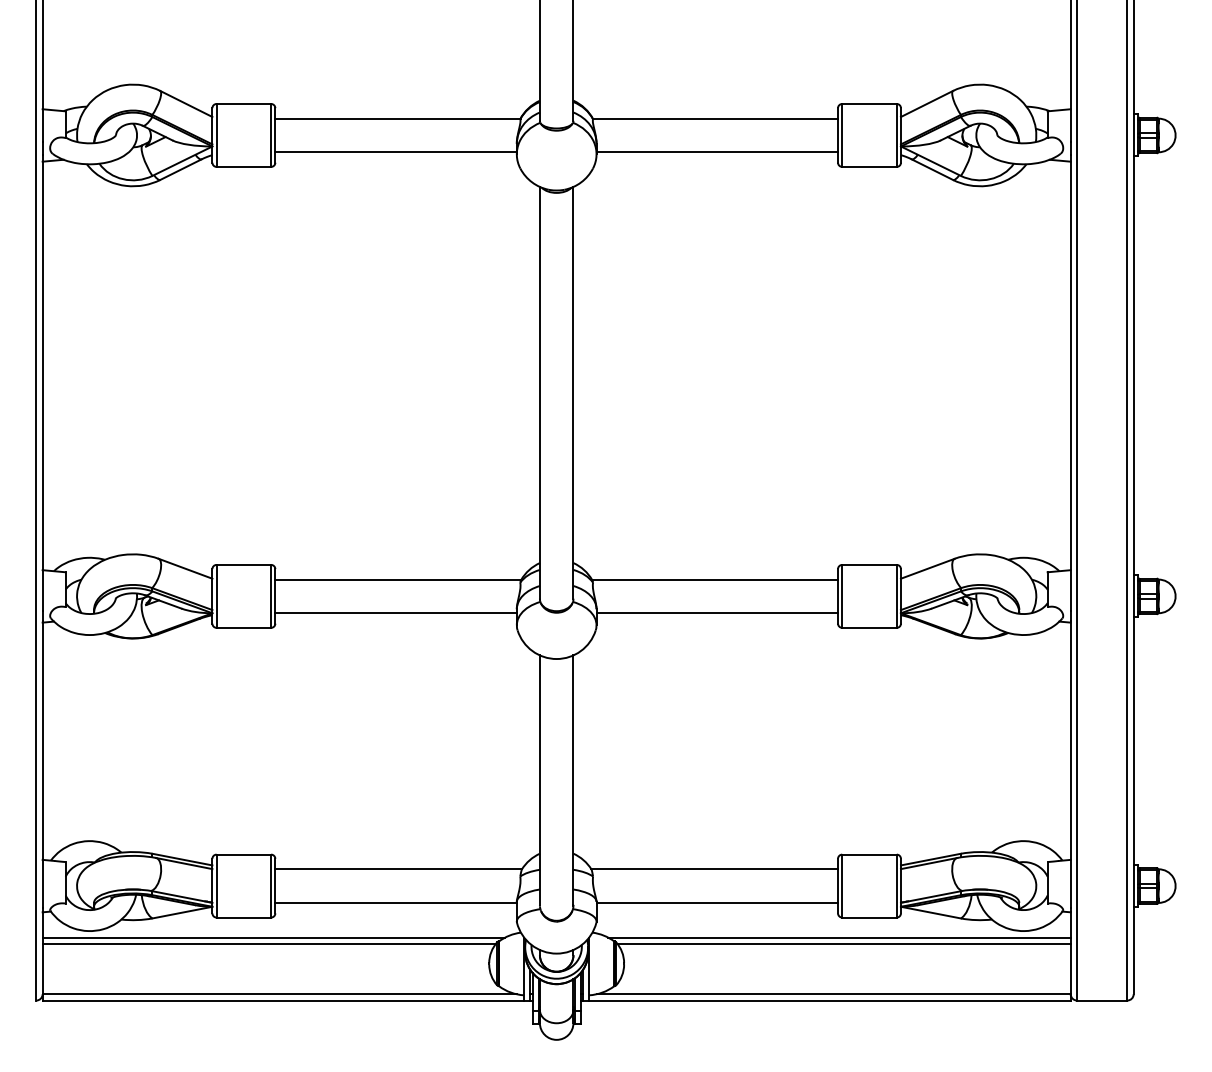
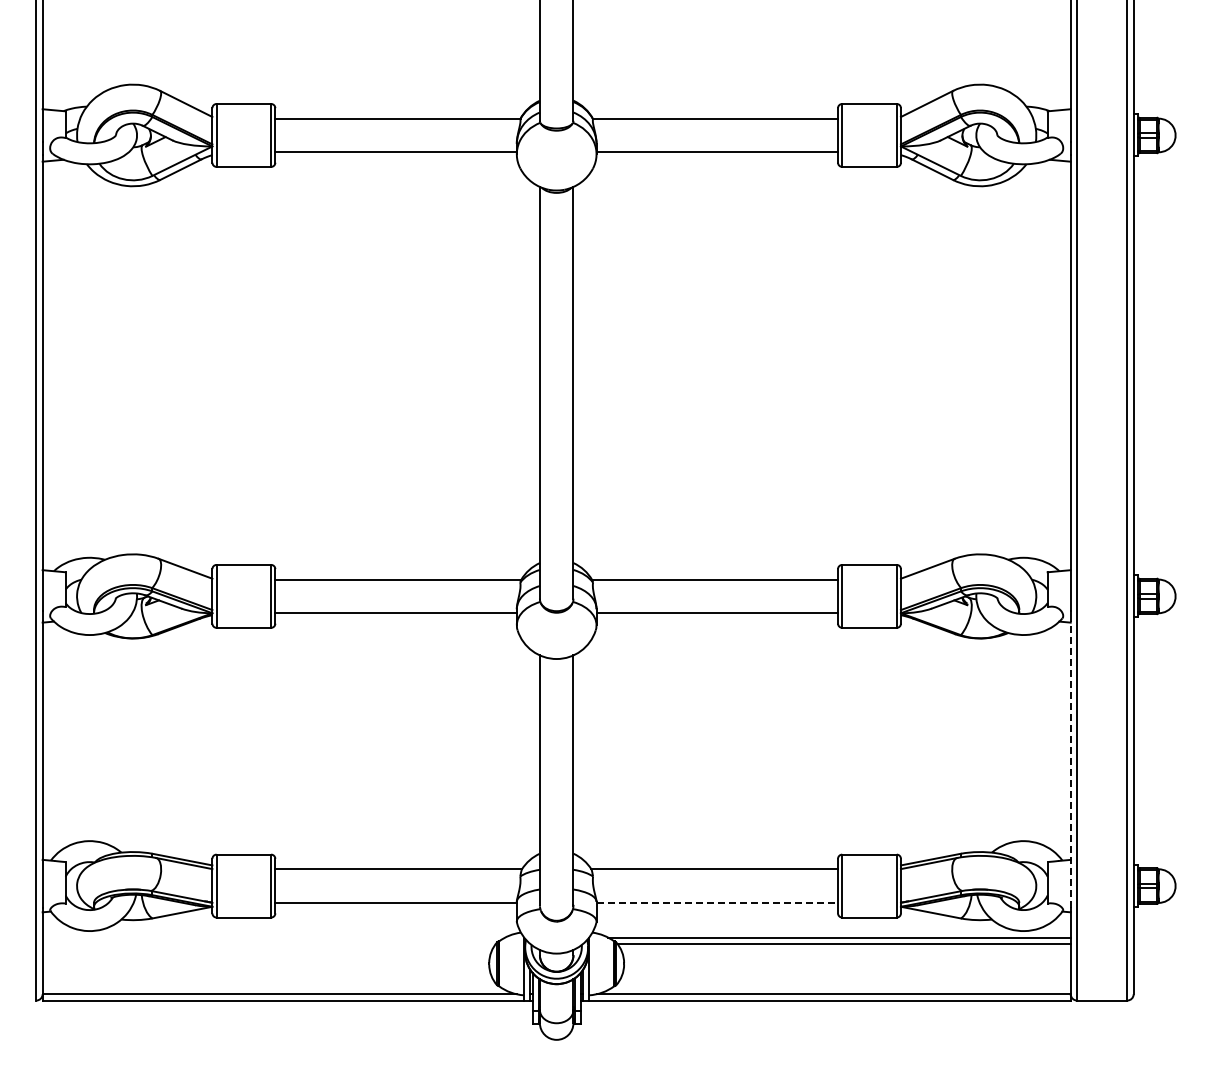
line: solid -> dashed (1070, 764)
line: solid -> dashed (717, 902)
line: present -> none (273, 937)
line: present -> none (268, 943)
